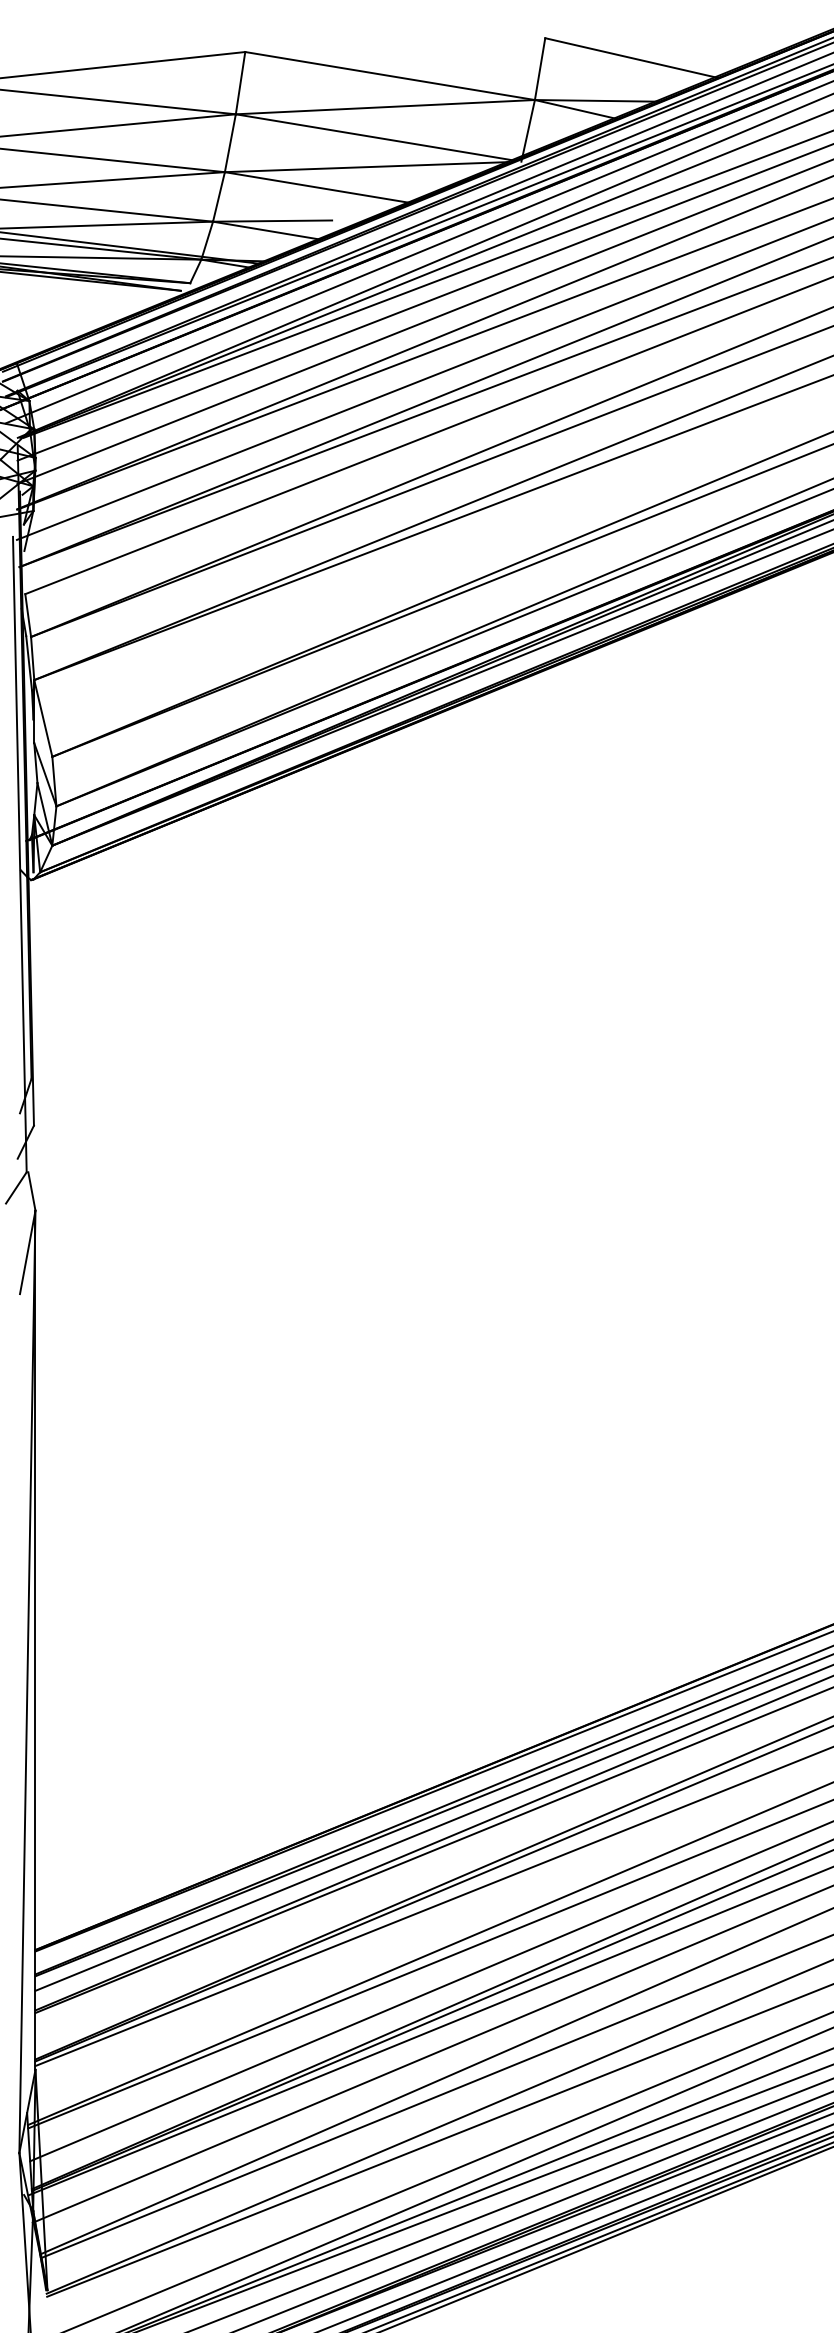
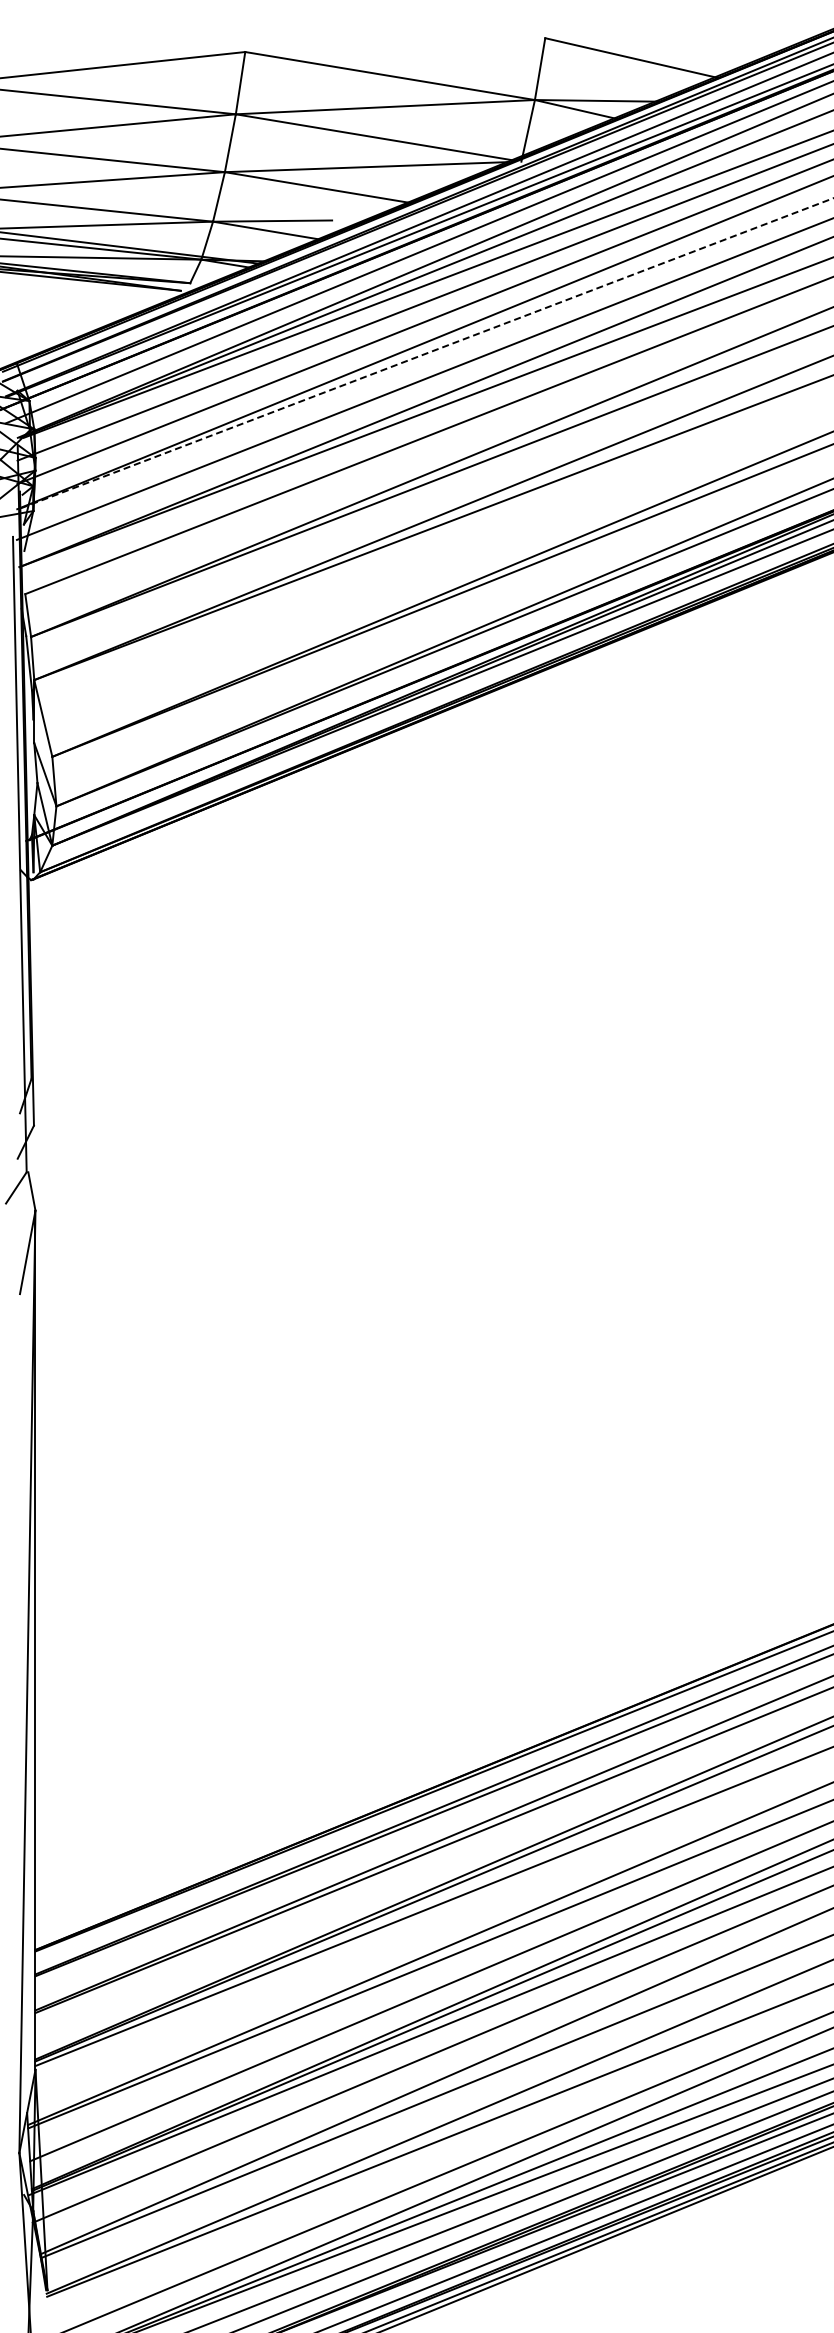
line: solid -> dashed (425, 353)
line: present -> none (432, 1828)
